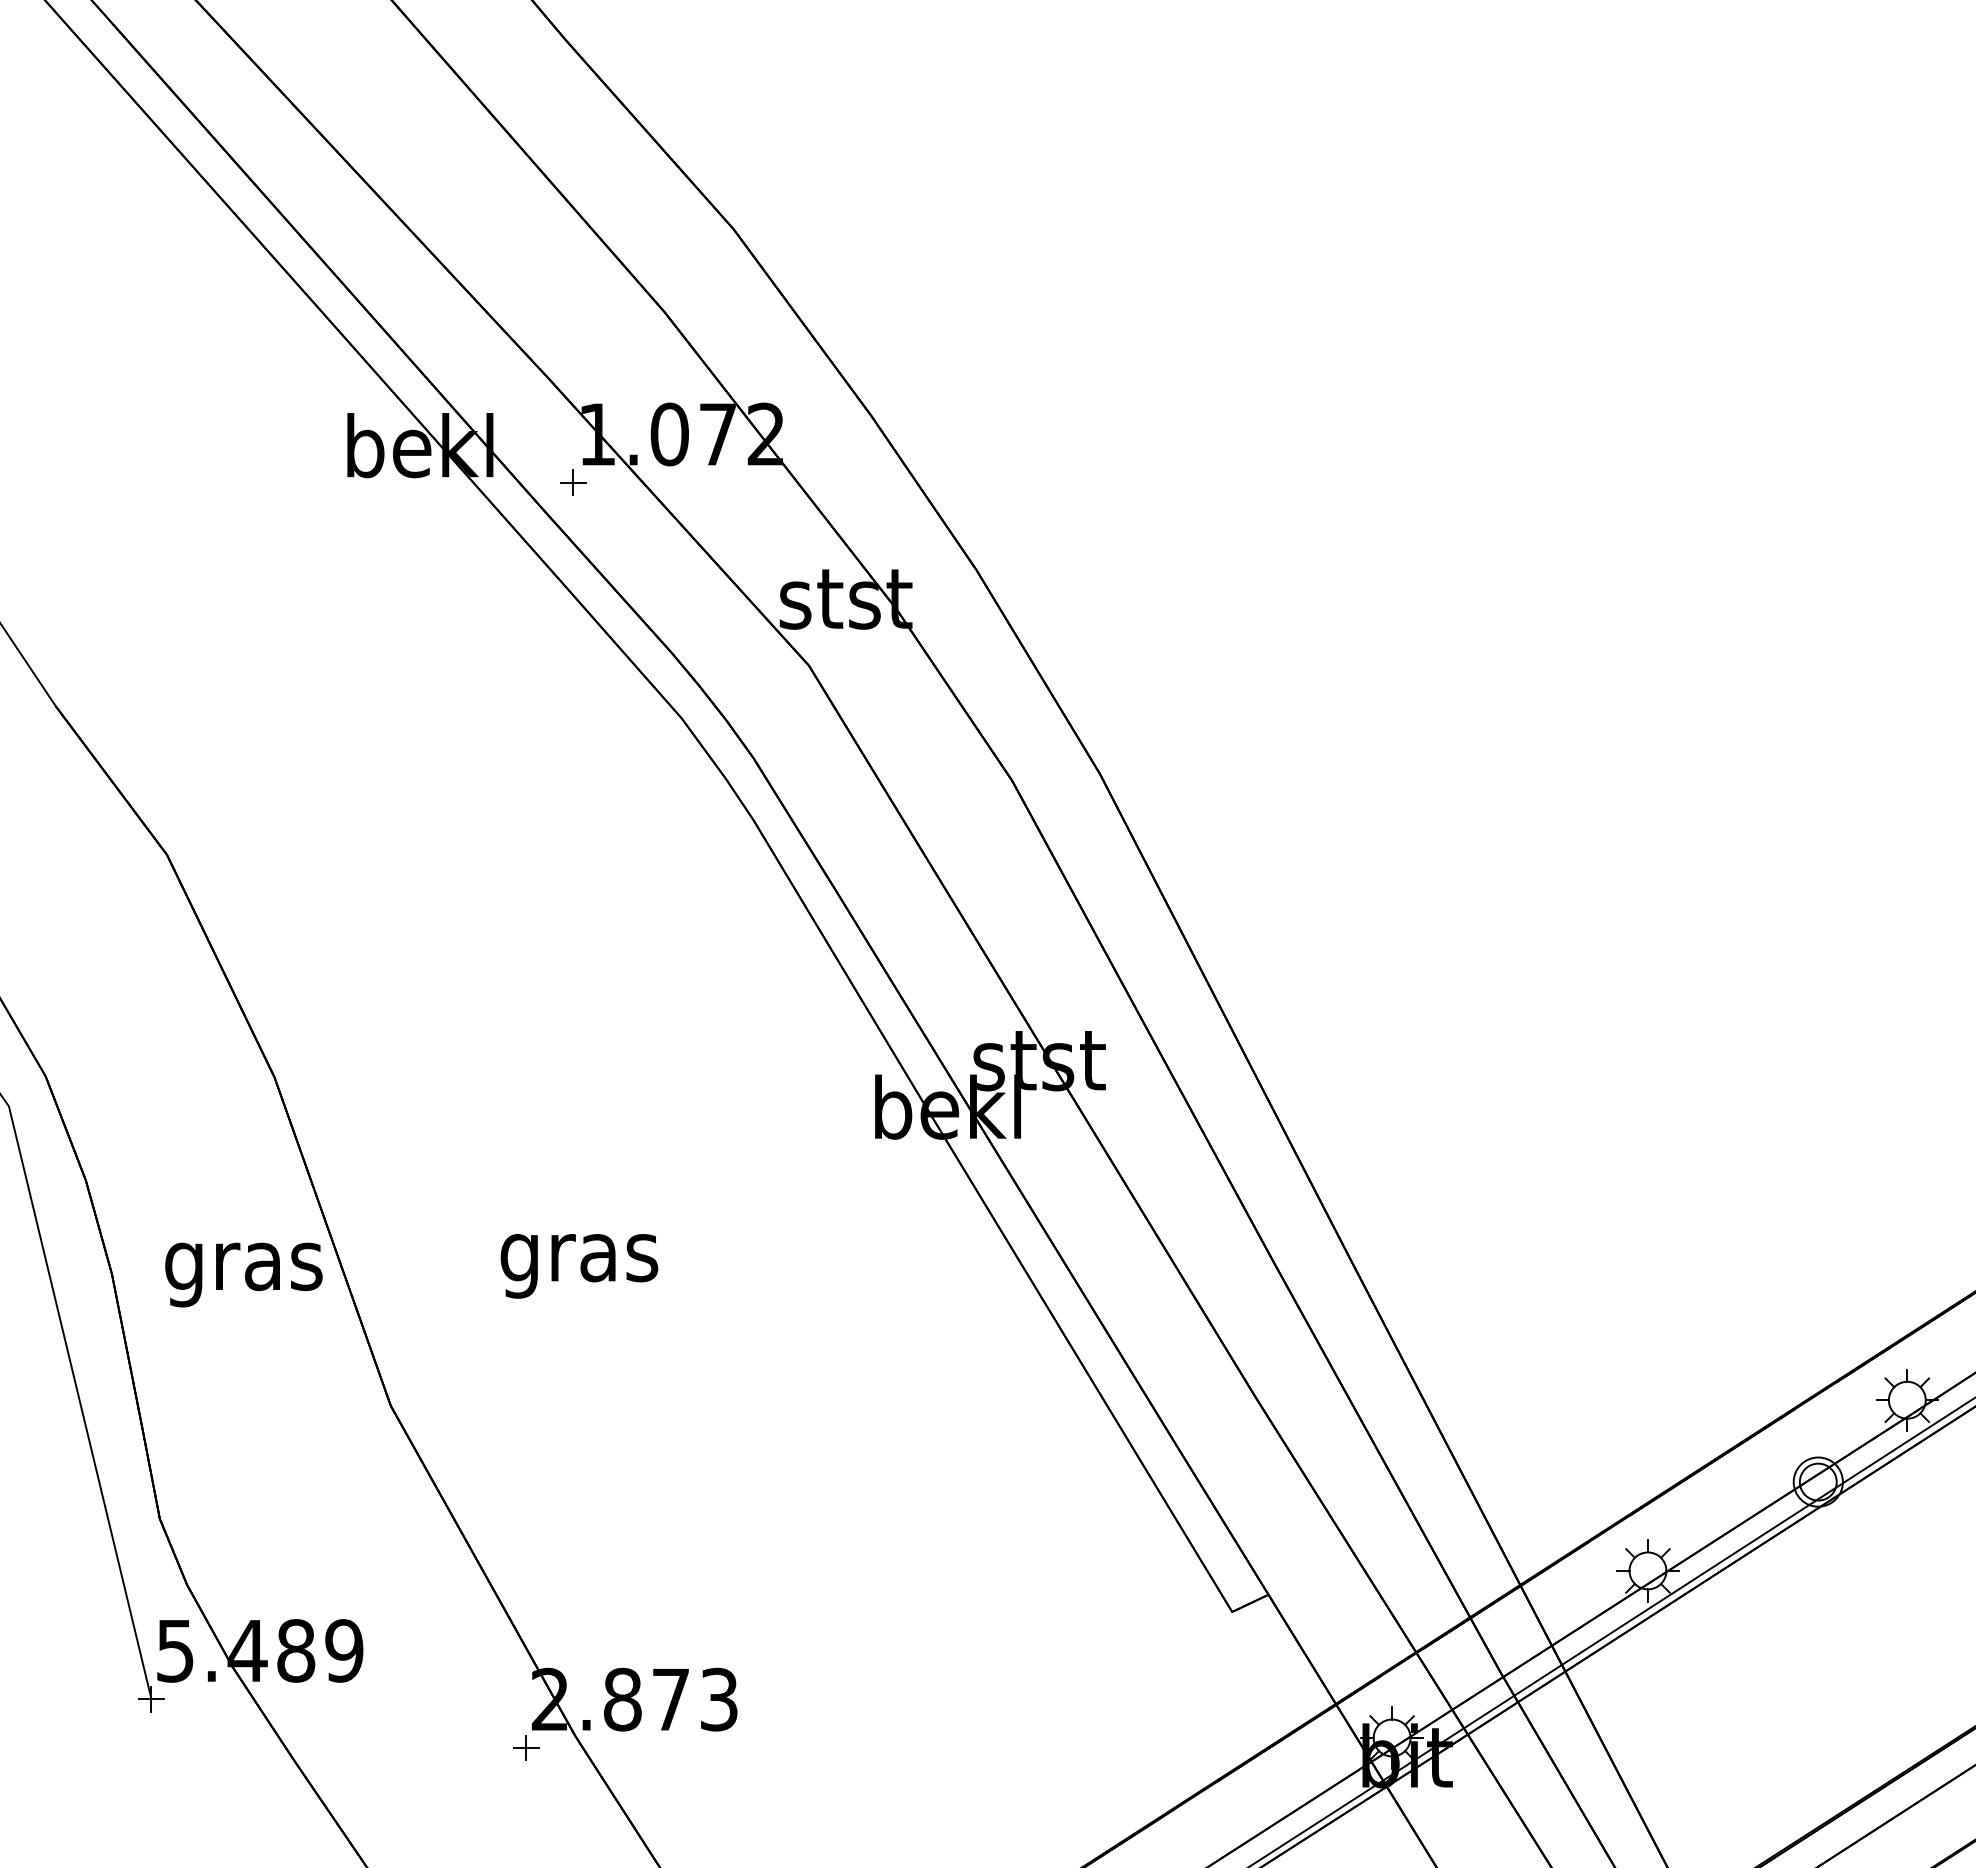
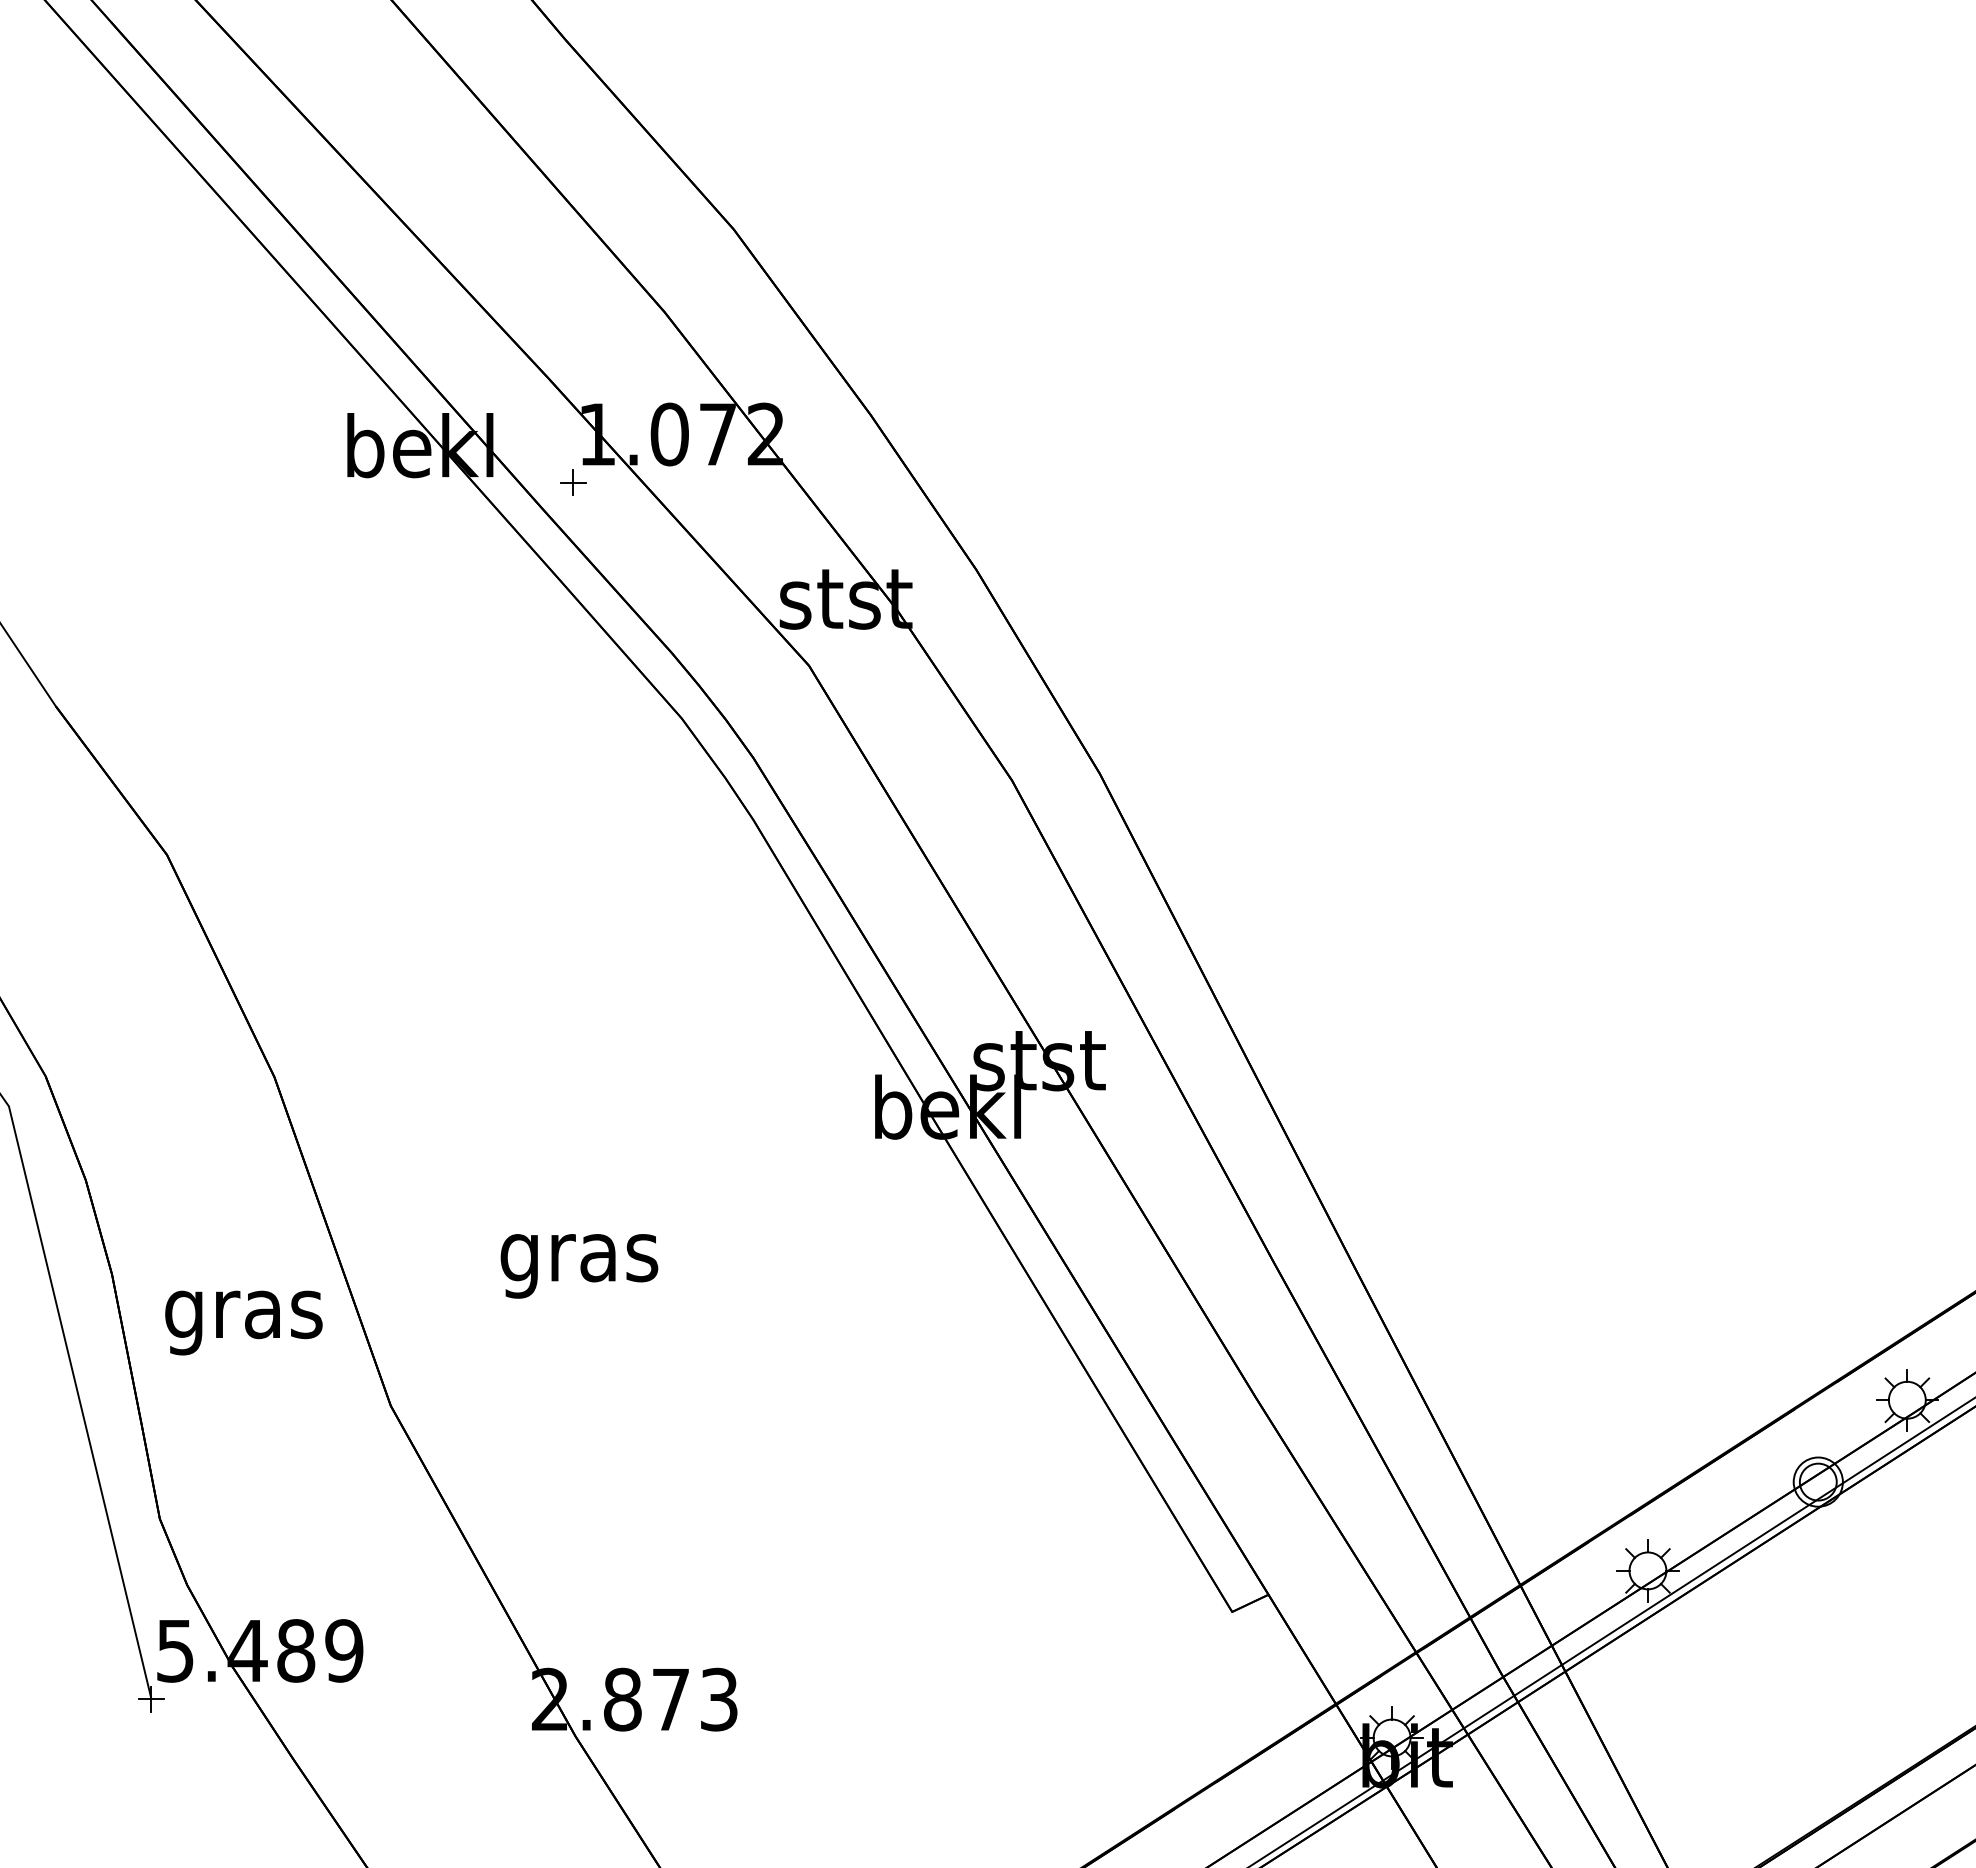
text position: (243, 1274) -> (243, 1322) (243, 1322)
part: present -> none (526, 1747)
